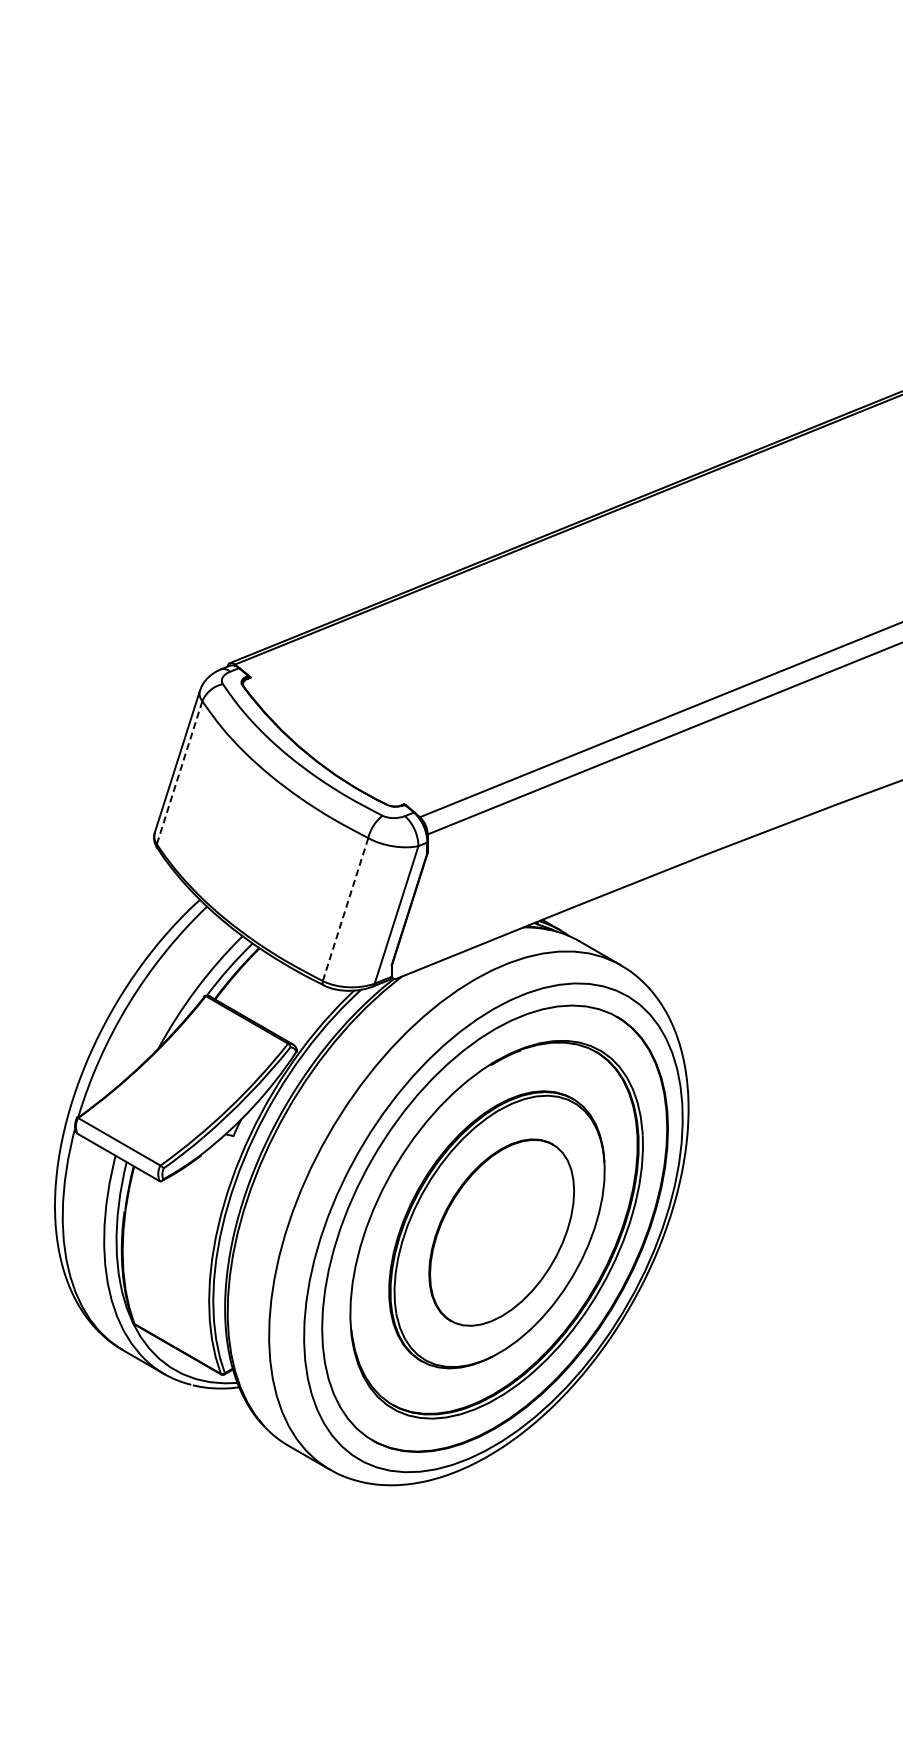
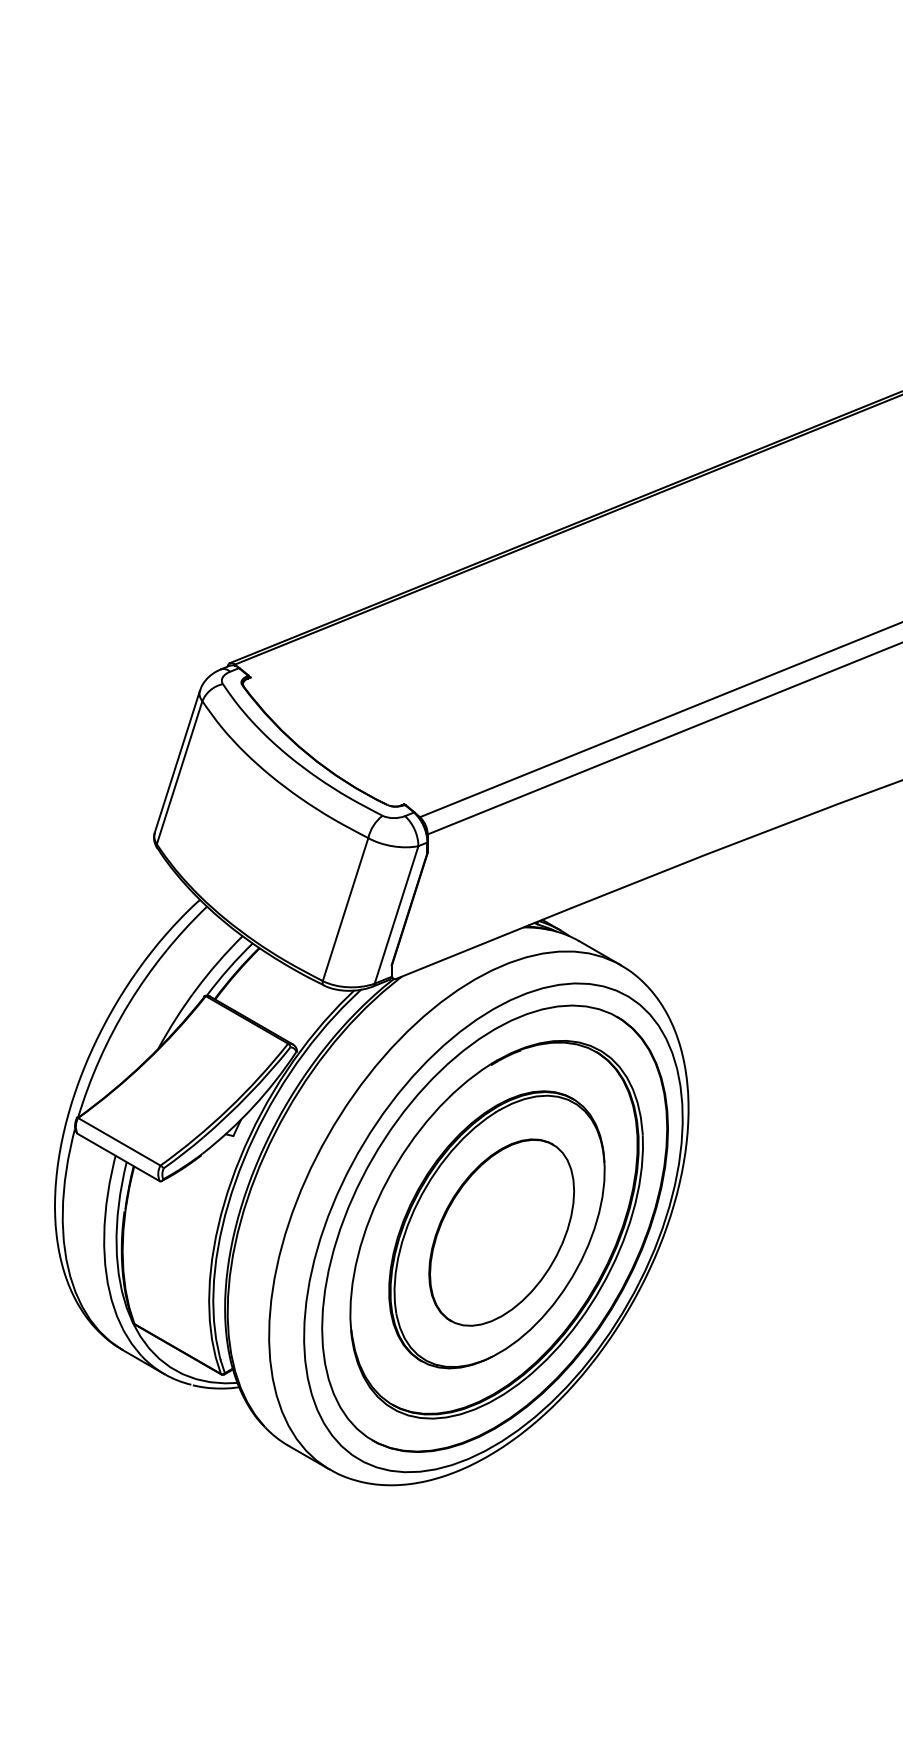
line: dashed -> solid (179, 773)
line: dashed -> solid (345, 910)
